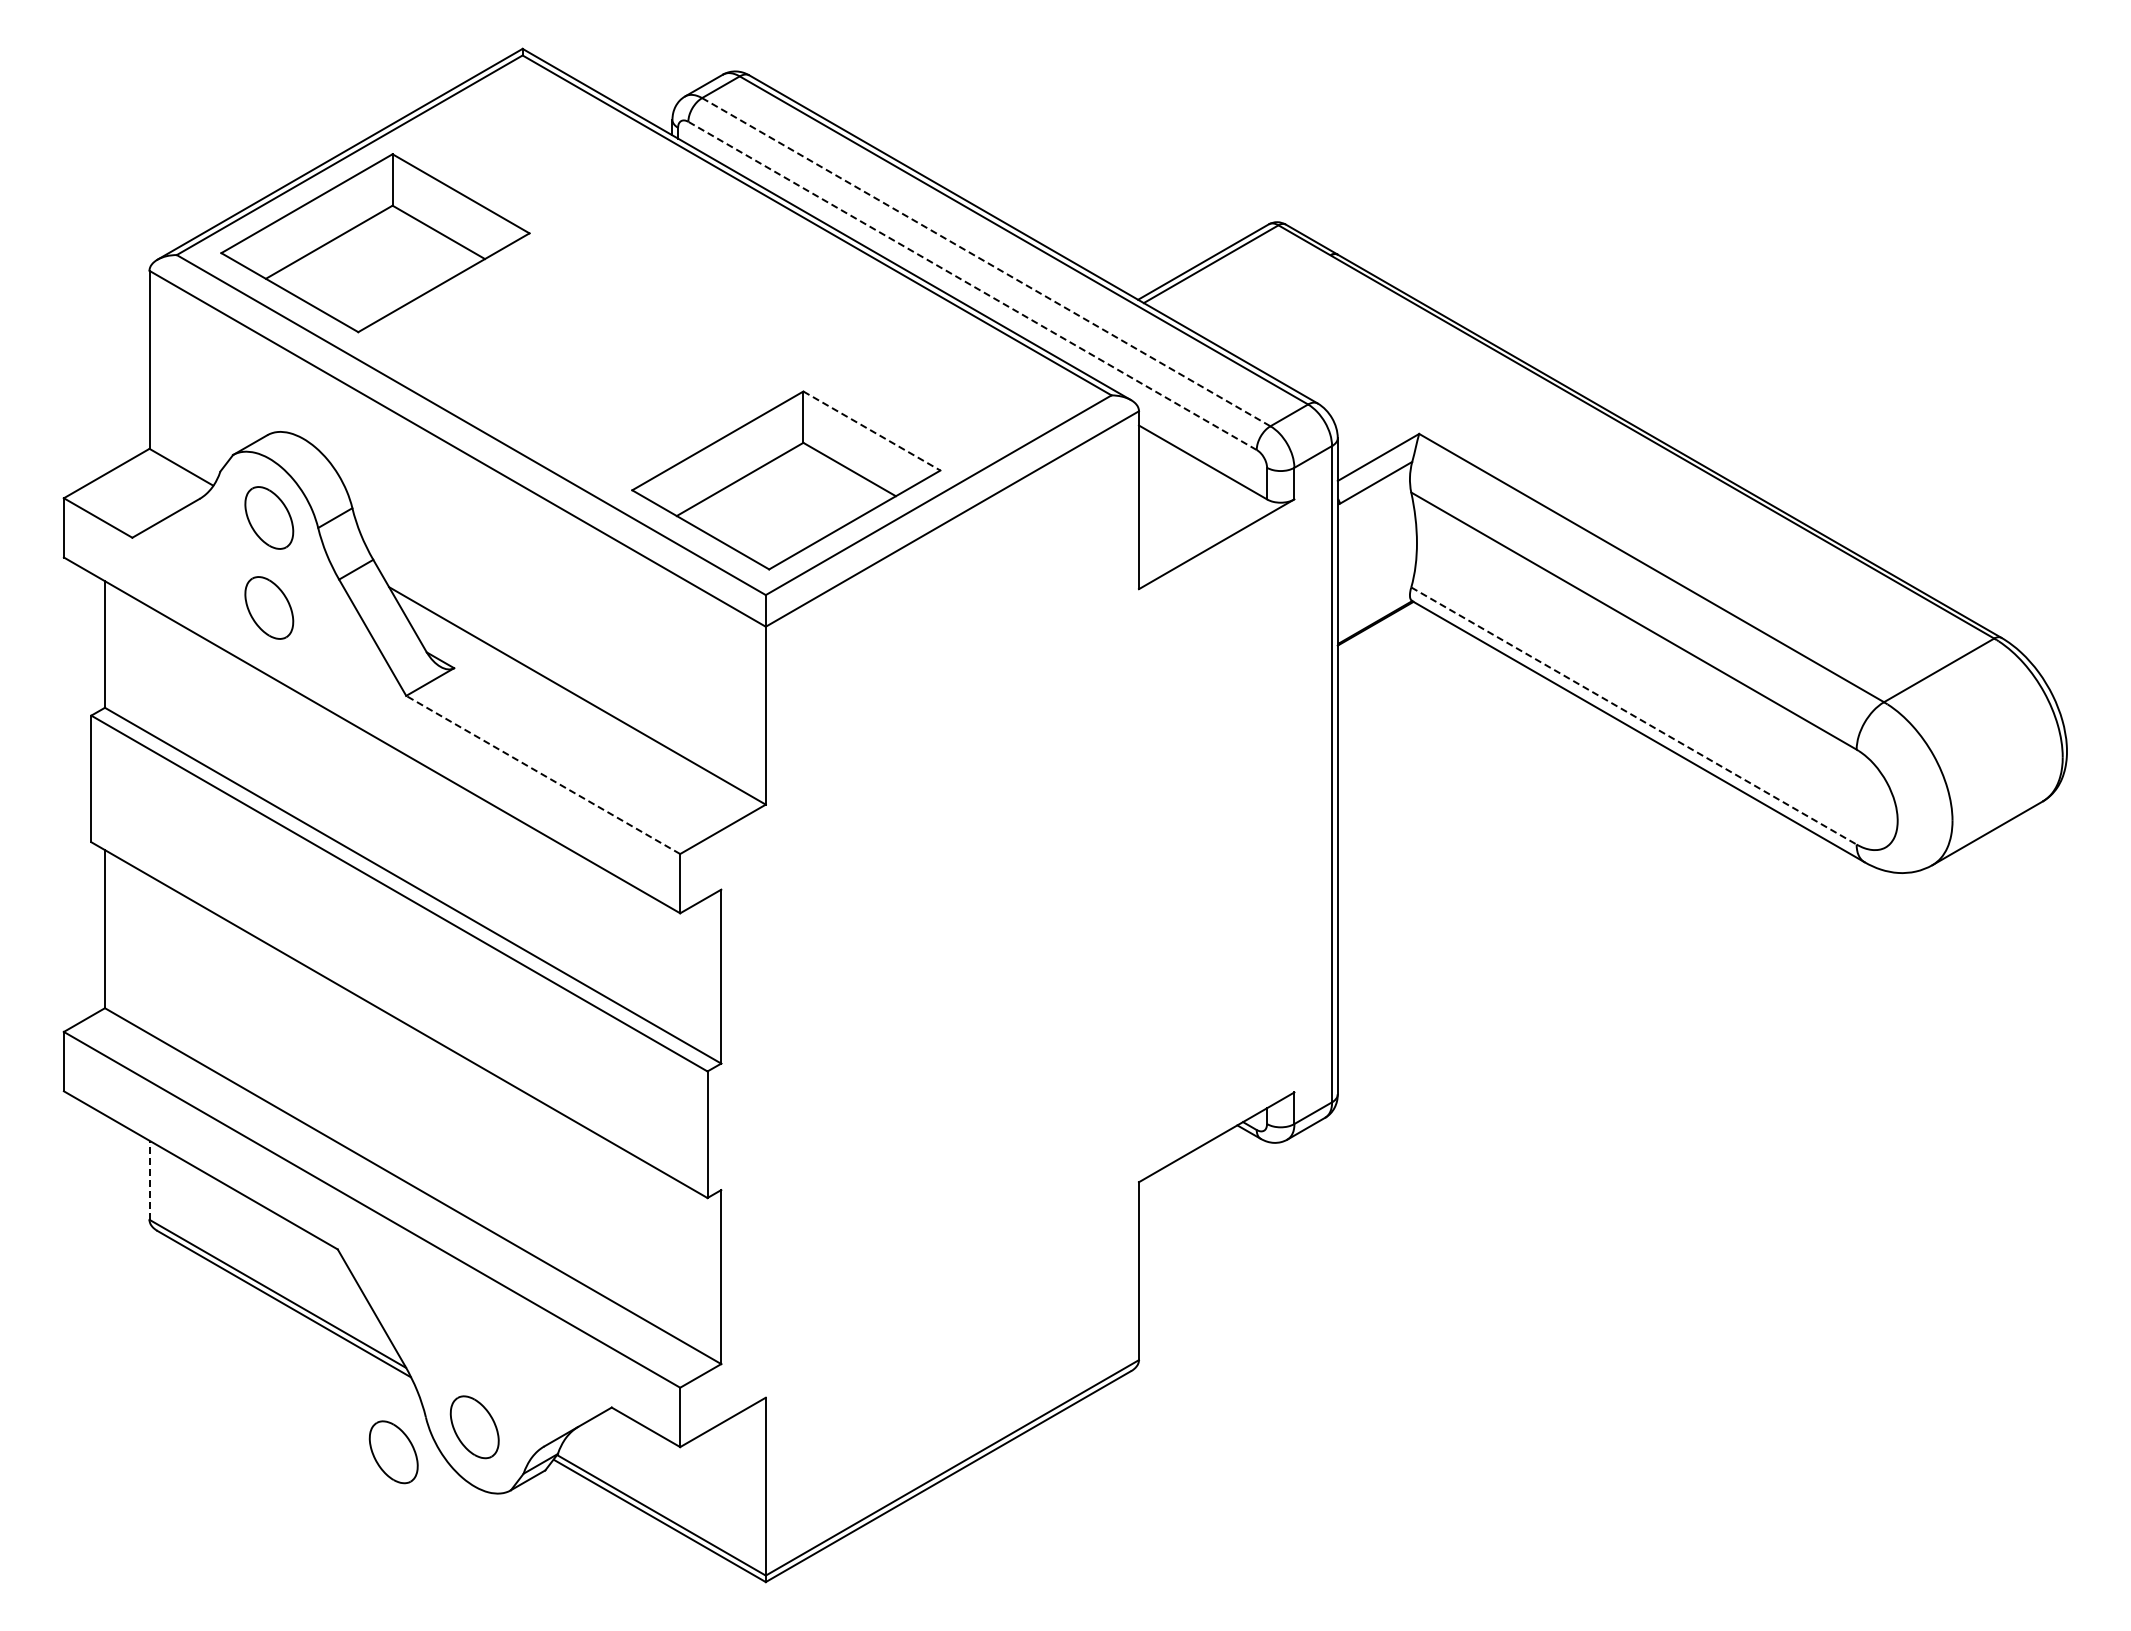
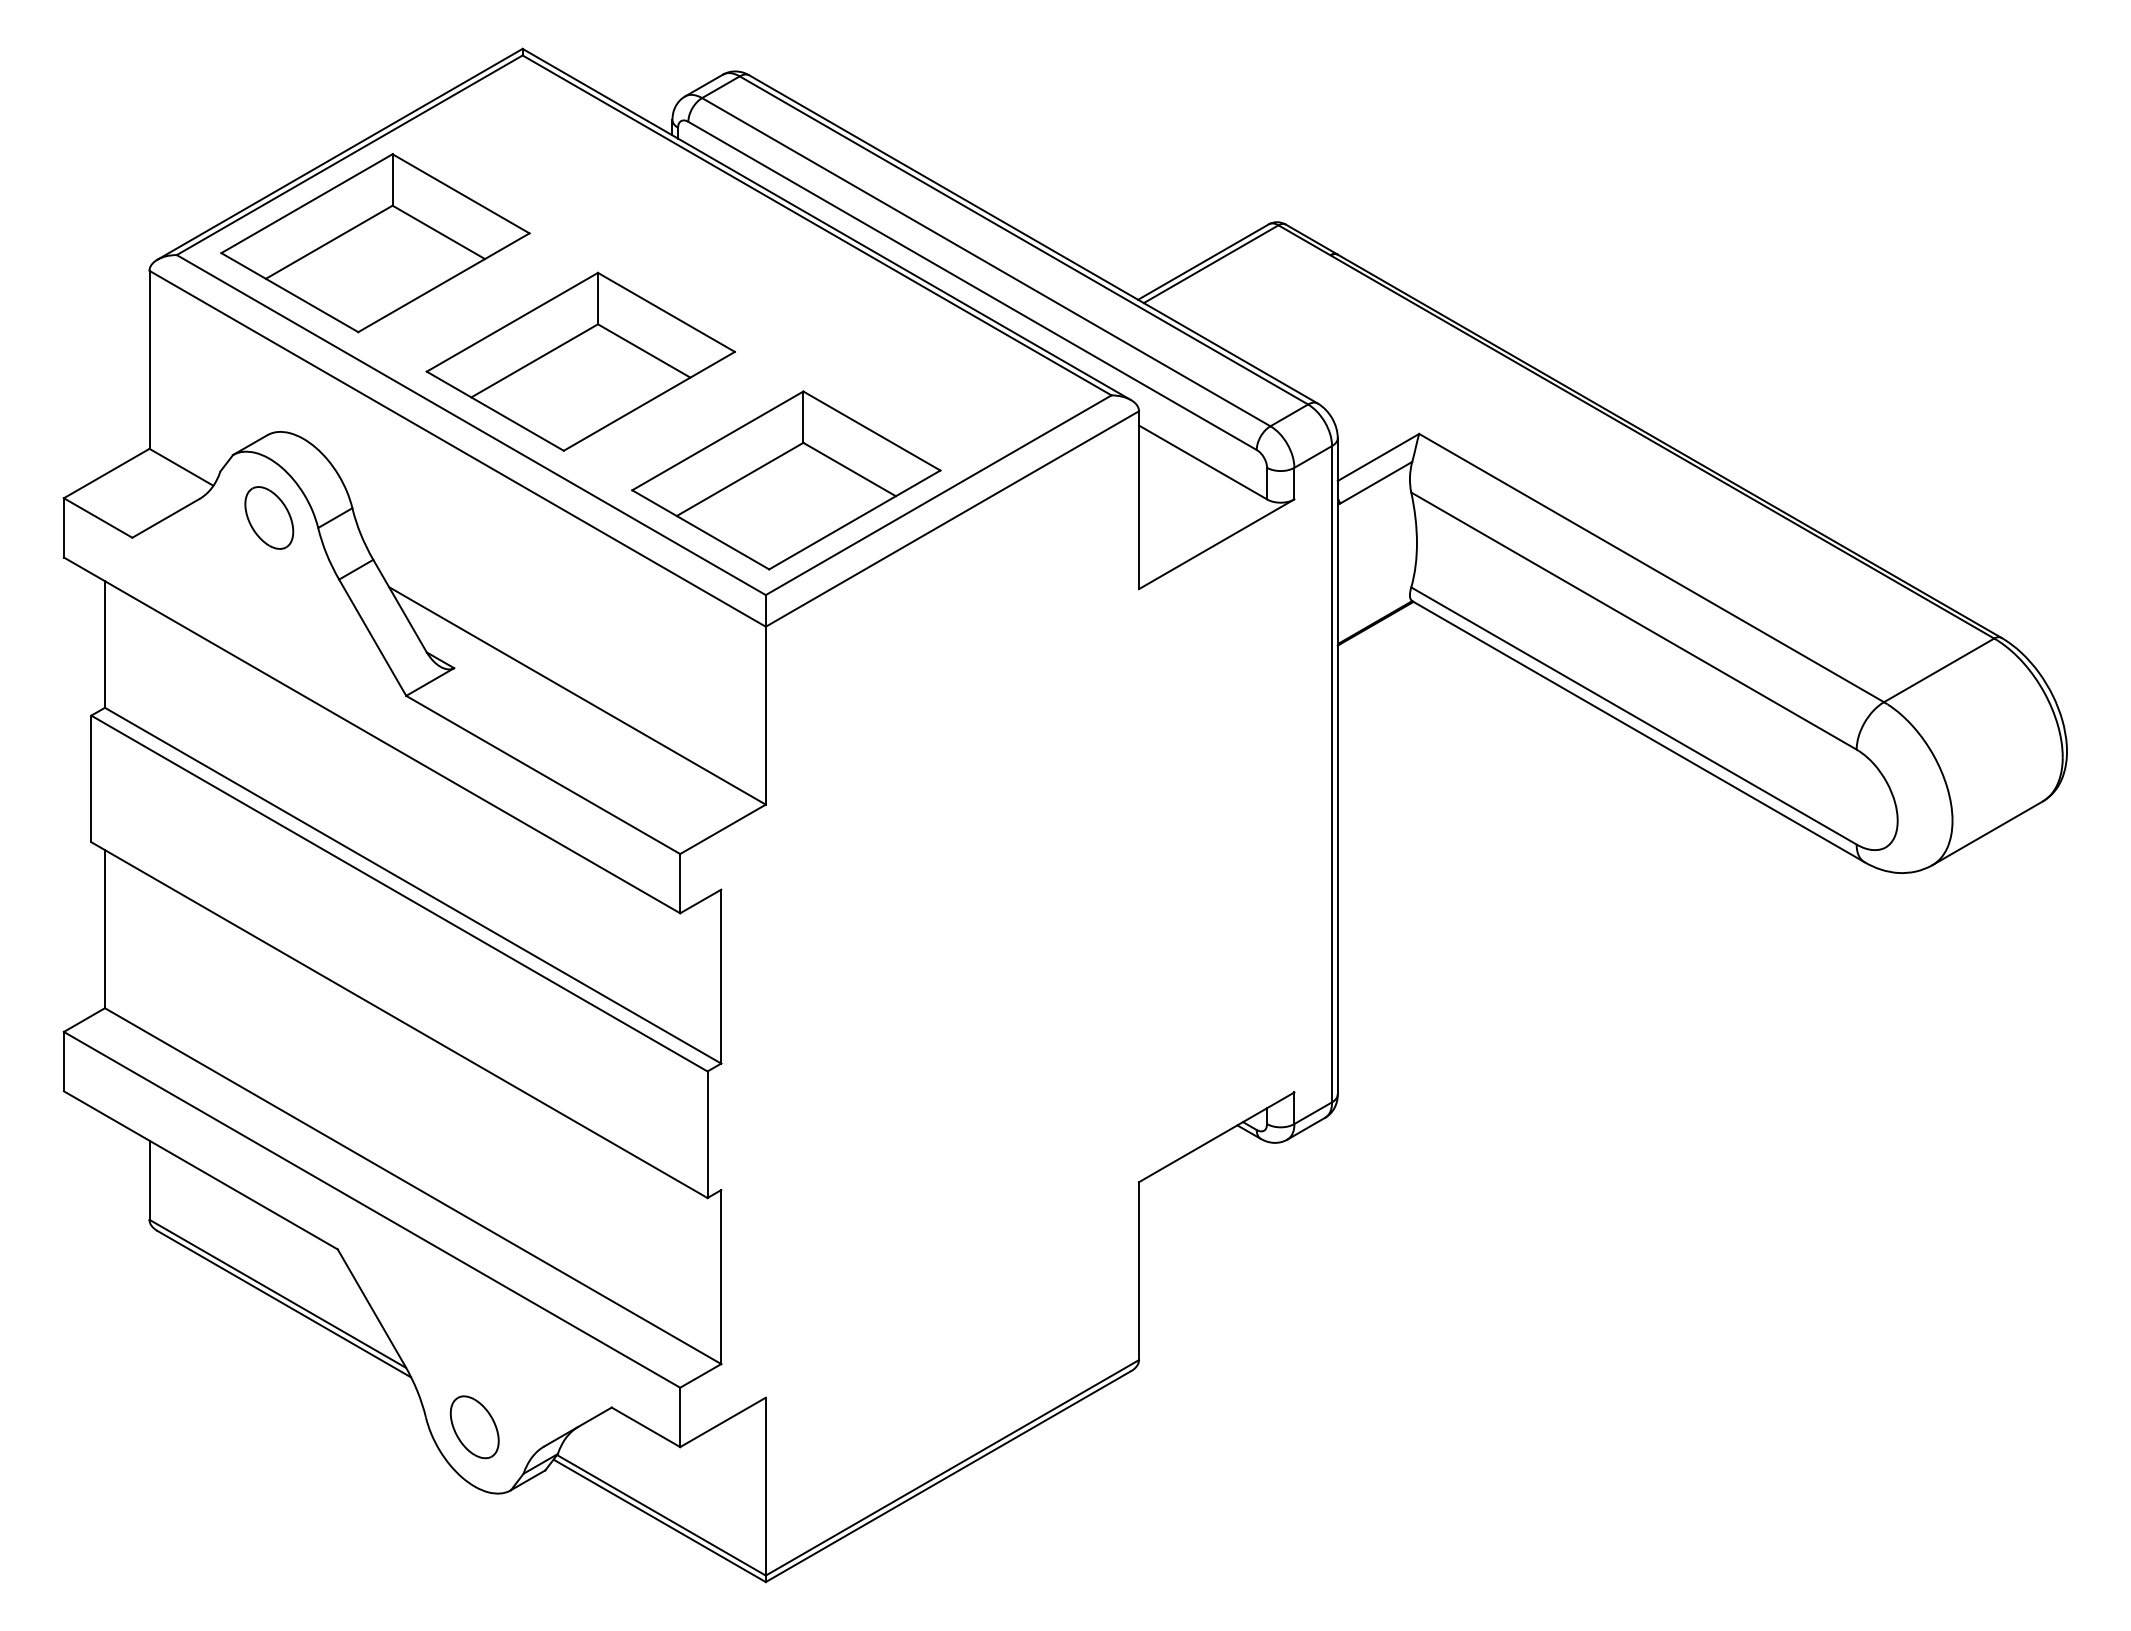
line: dashed -> solid (986, 262)
line: dashed -> solid (972, 285)
part: none -> present (580, 361)
line: dashed -> solid (872, 431)
part: present -> none (269, 607)
line: dashed -> solid (1634, 716)
line: dashed -> solid (542, 774)
line: dashed -> solid (149, 1180)
part: present -> none (393, 1452)
